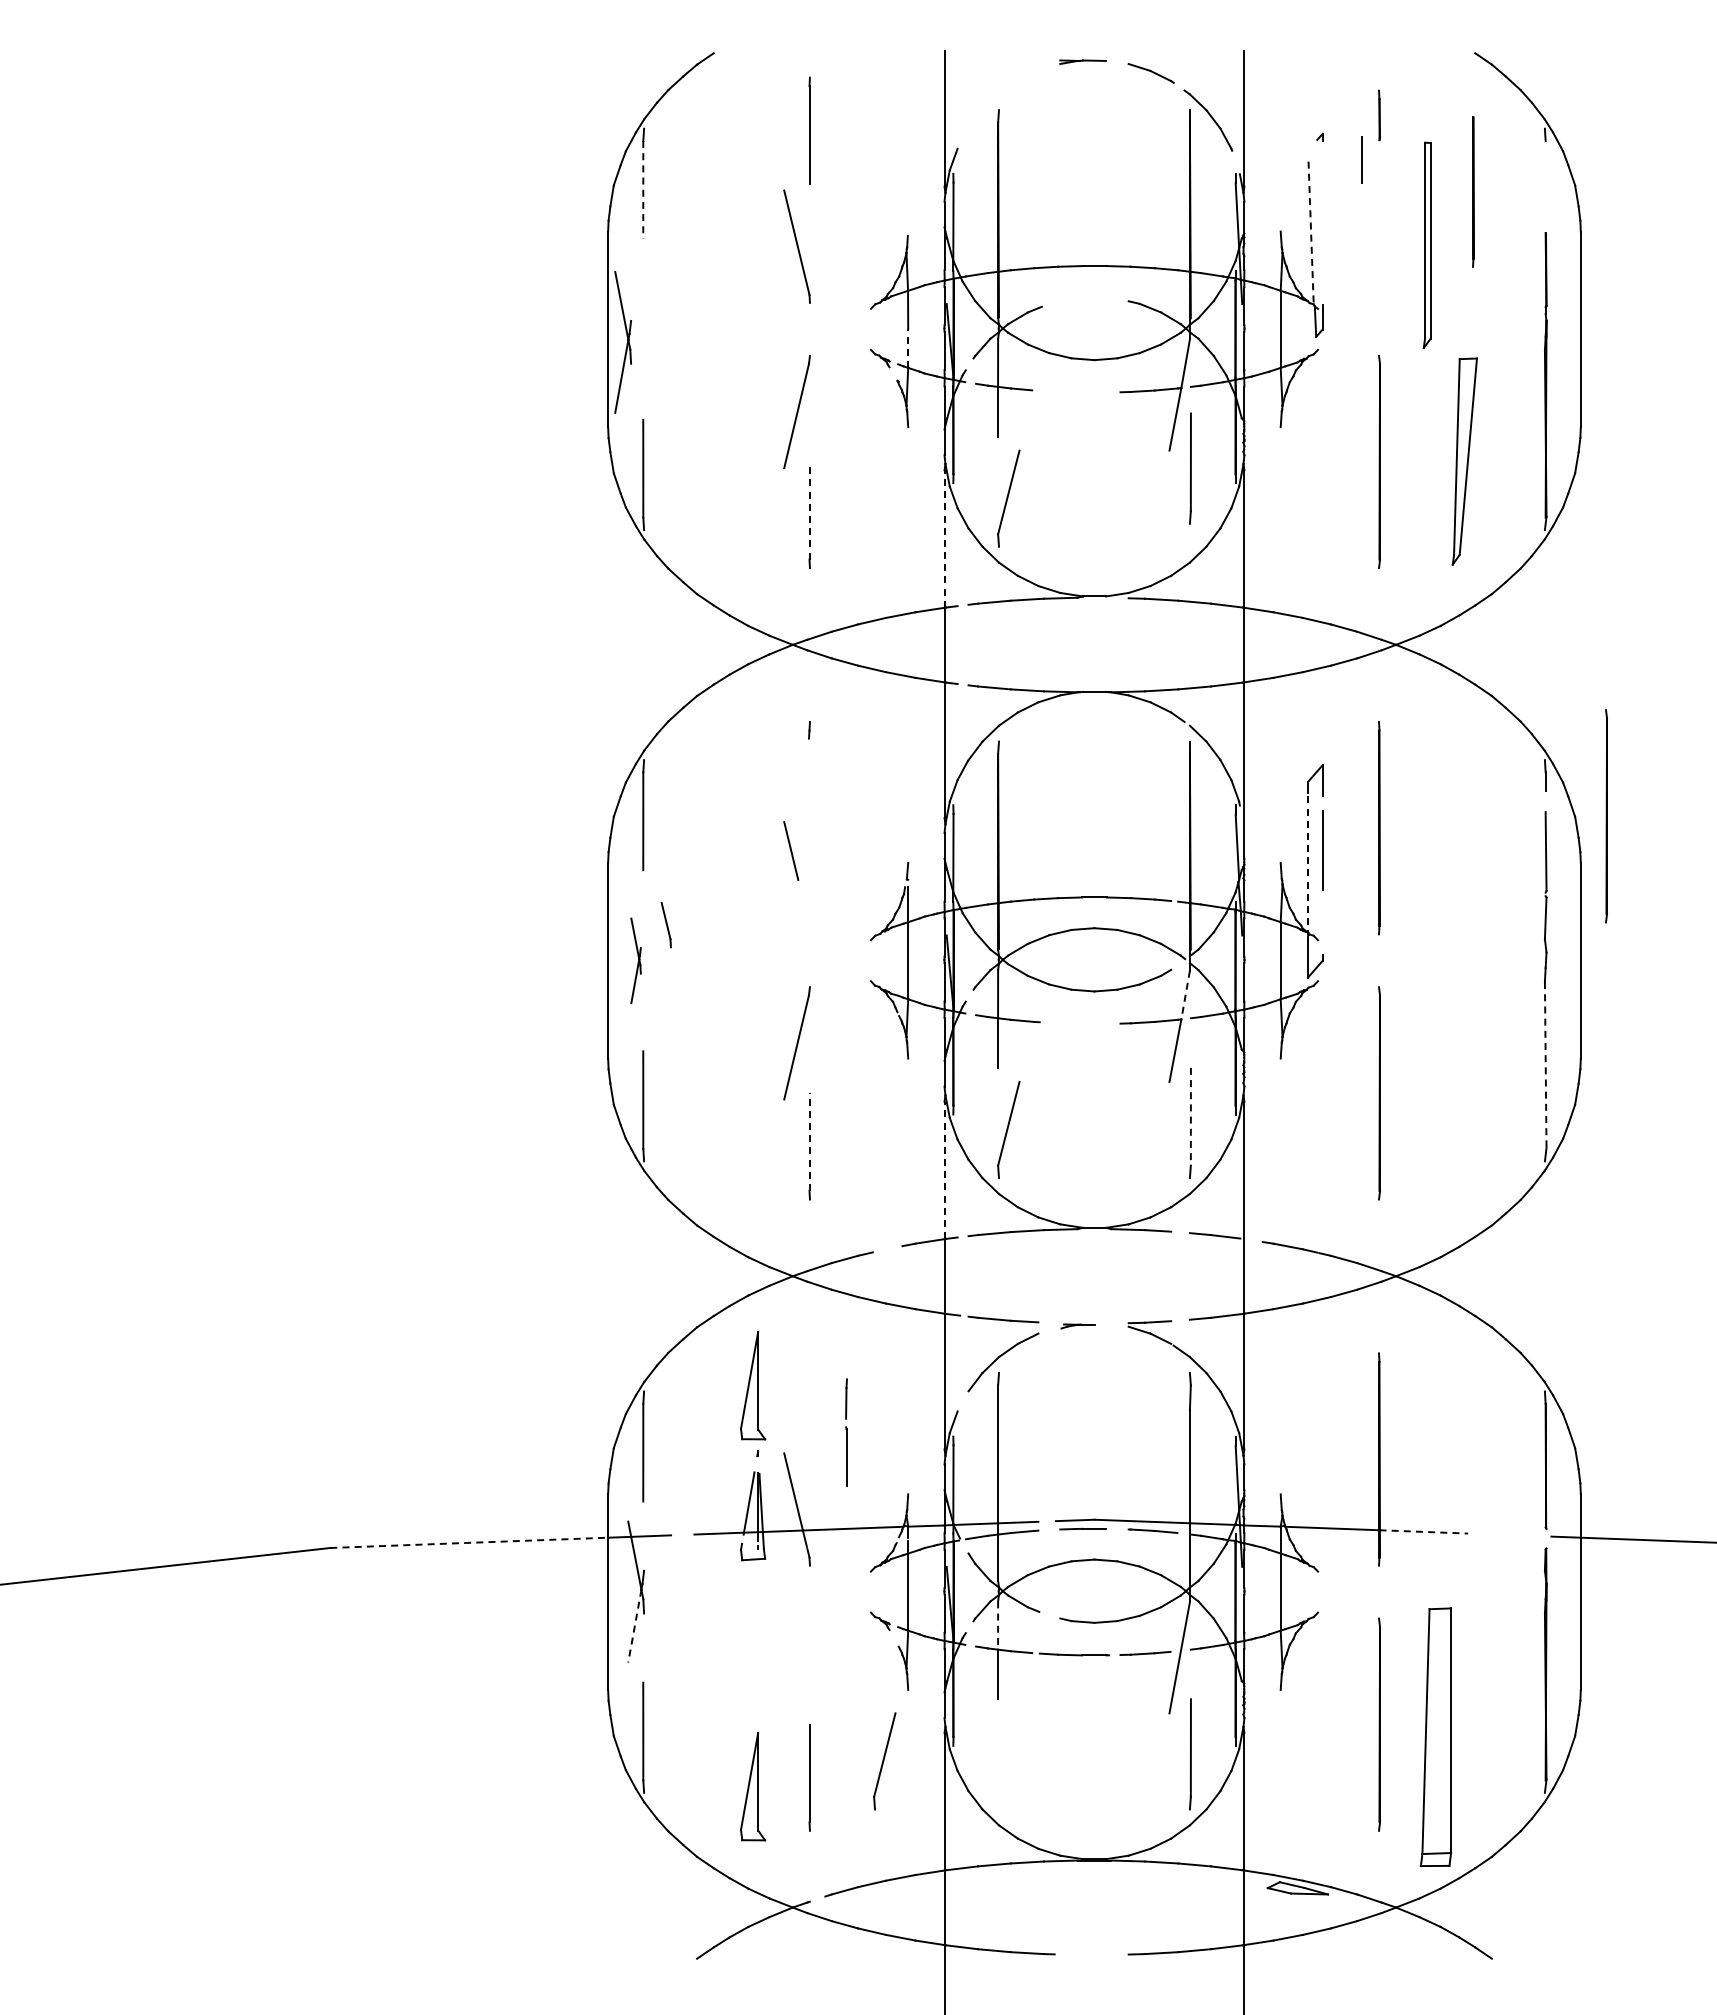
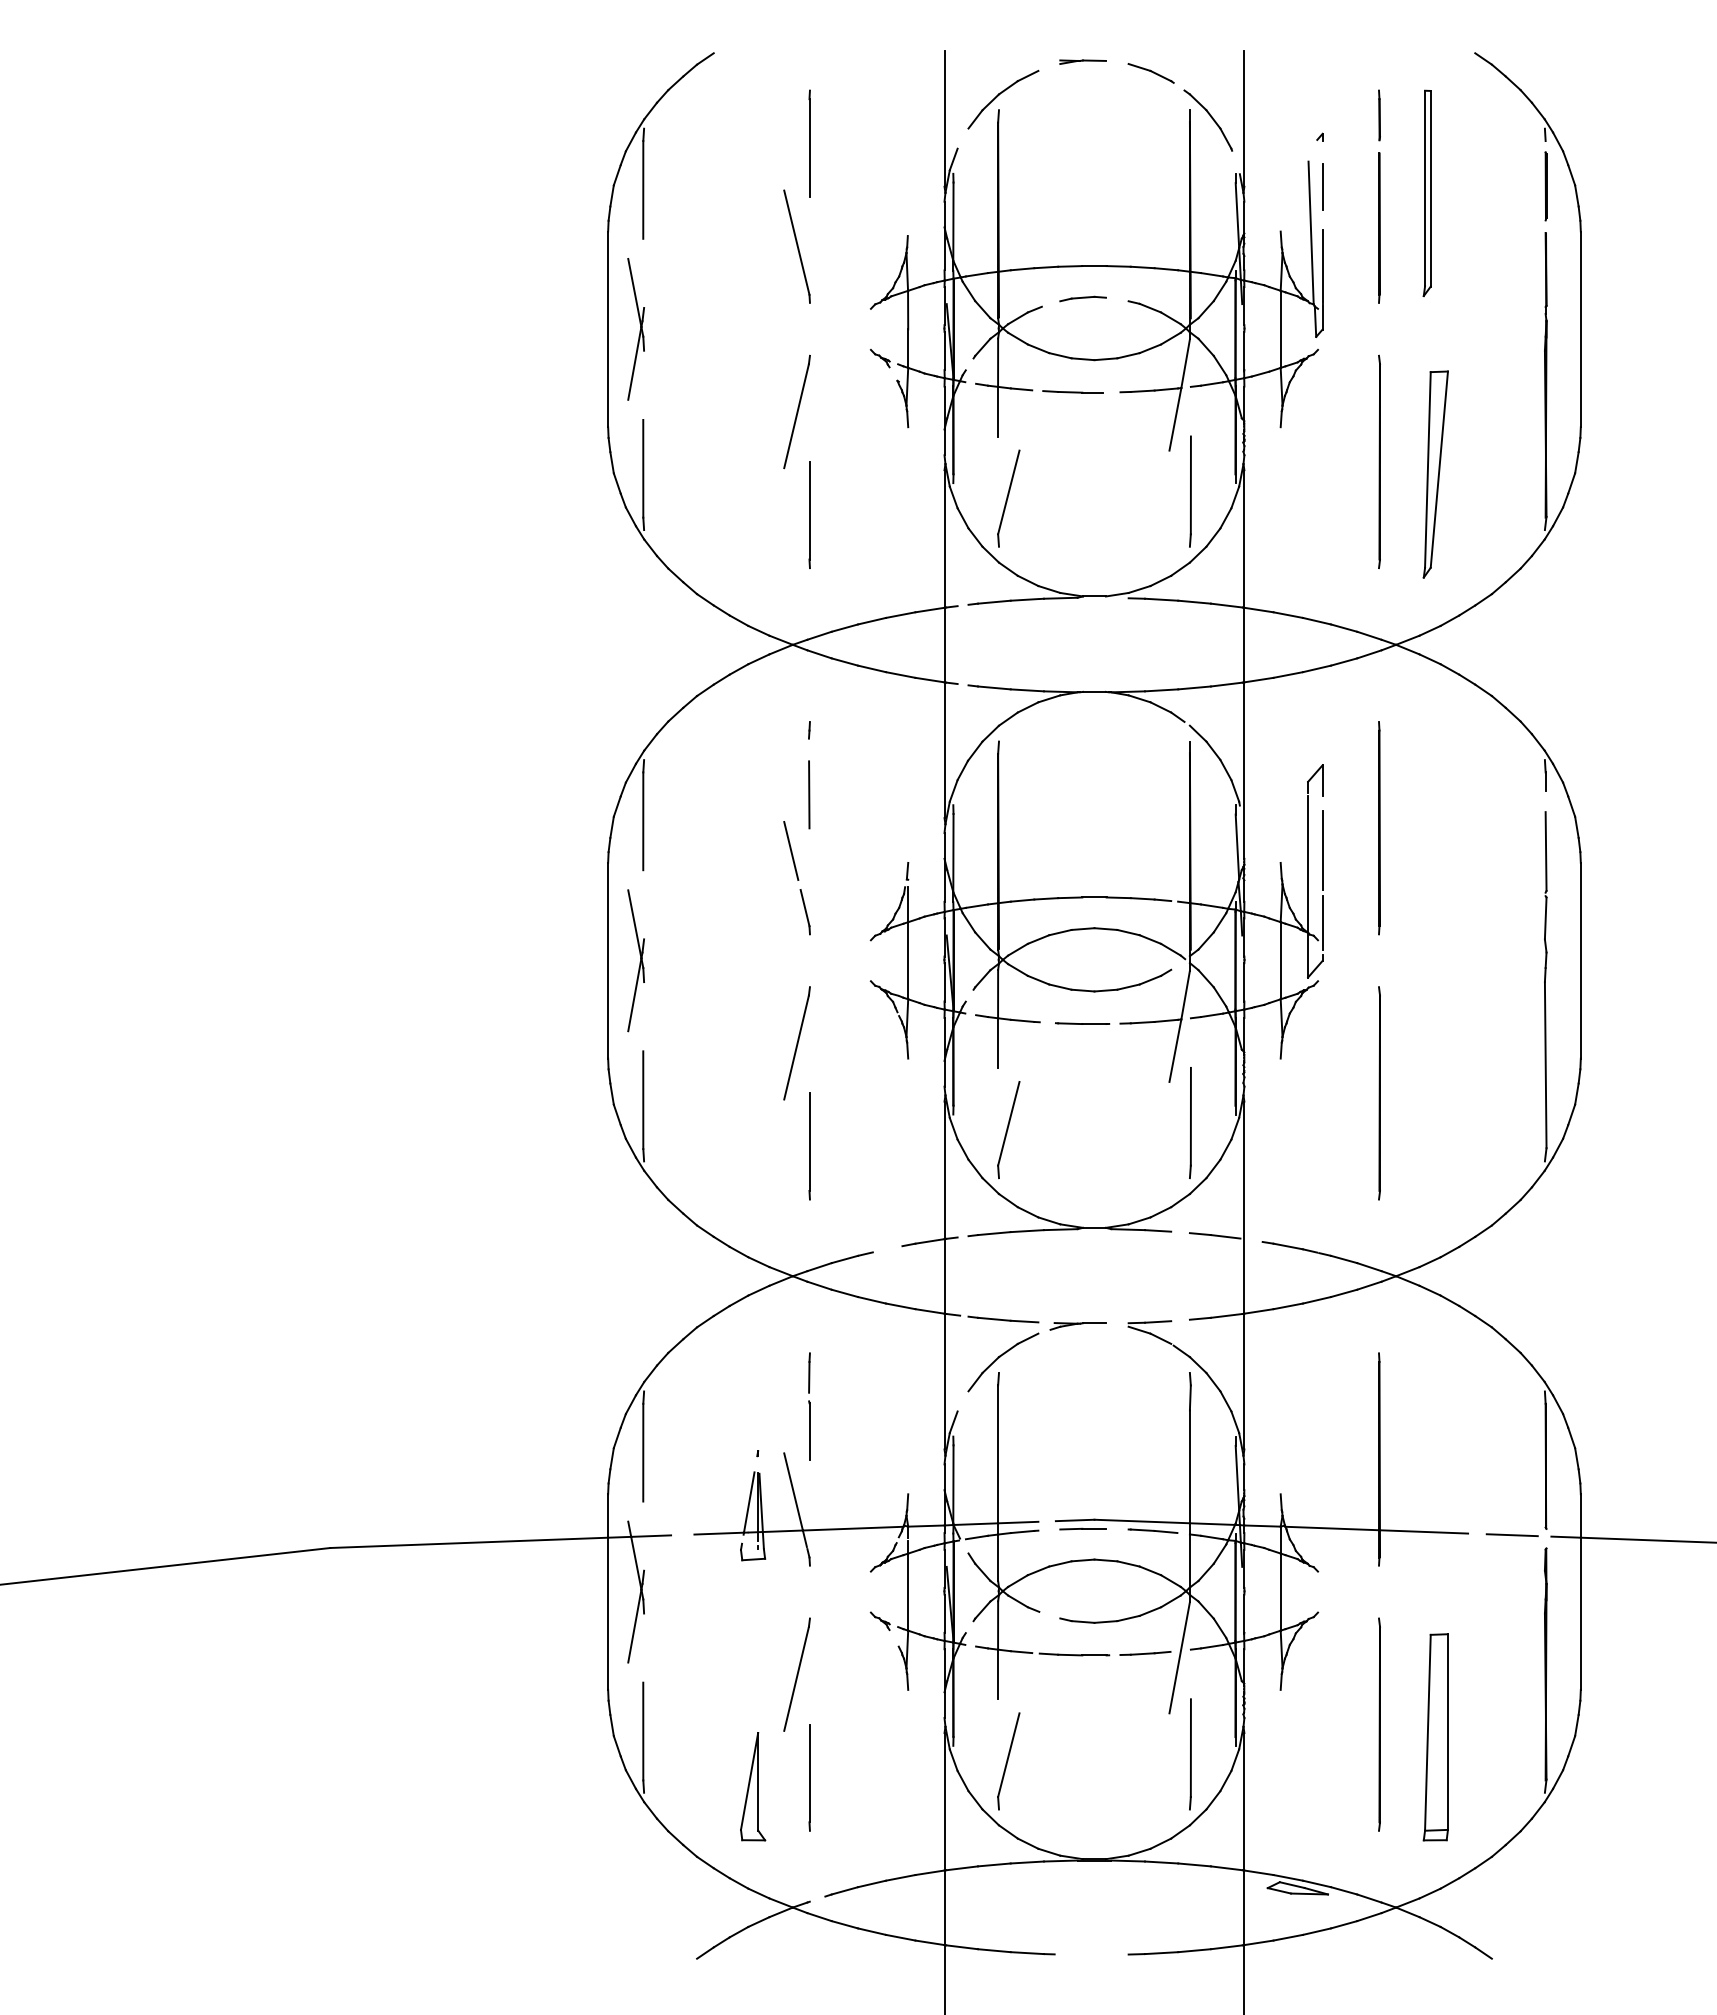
part: none -> present (1003, 99)
line position: (809, 130) -> (809, 143) (809, 143)
line position: (1361, 159) -> (1322, 186) (1322, 186)
line: none -> present (1545, 186)
line: dashed -> solid (643, 189)
line position: (1473, 191) -> (1379, 227) (1379, 227)
line: dashed -> solid (1311, 233)
part position: (1426, 244) -> (1426, 192) (1426, 192)
line: none -> present (1322, 265)
part: none -> present (1082, 298)
part position: (622, 342) -> (635, 329) (635, 329)
line: dashed -> solid (908, 348)
line: none -> present (1072, 391)
part position: (1464, 461) -> (1435, 474) (1435, 474)
line position: (1190, 468) -> (1190, 491) (1190, 491)
line: dashed -> solid (809, 510)
line: dashed -> solid (944, 539)
line: none -> present (809, 794)
line: present -> none (1606, 816)
line: dashed -> solid (1308, 865)
line: none -> present (1322, 922)
line position: (666, 925) -> (805, 912) (805, 912)
part size: 12x88 px -> 18x144 px (635, 960)
line: dashed -> solid (1185, 995)
line: none -> present (1082, 1023)
line: dashed -> solid (1545, 1065)
line: dashed -> solid (1190, 1116)
line: dashed -> solid (809, 1142)
line: dashed -> solid (944, 1170)
part size: 36x7 px -> 58x9 px (1077, 1326)
part: present -> none (753, 1385)
line position: (846, 1432) -> (809, 1406) (809, 1406)
line: dashed -> solid (1424, 1531)
line: none -> present (1511, 1535)
line: dashed -> solid (469, 1542)
line: dashed -> solid (634, 1626)
line: dashed -> solid (998, 1626)
line: none -> present (796, 1674)
part size: 34x260 px -> 27x209 px (1435, 1737)
part position: (884, 1761) -> (1008, 1761) (1008, 1761)
